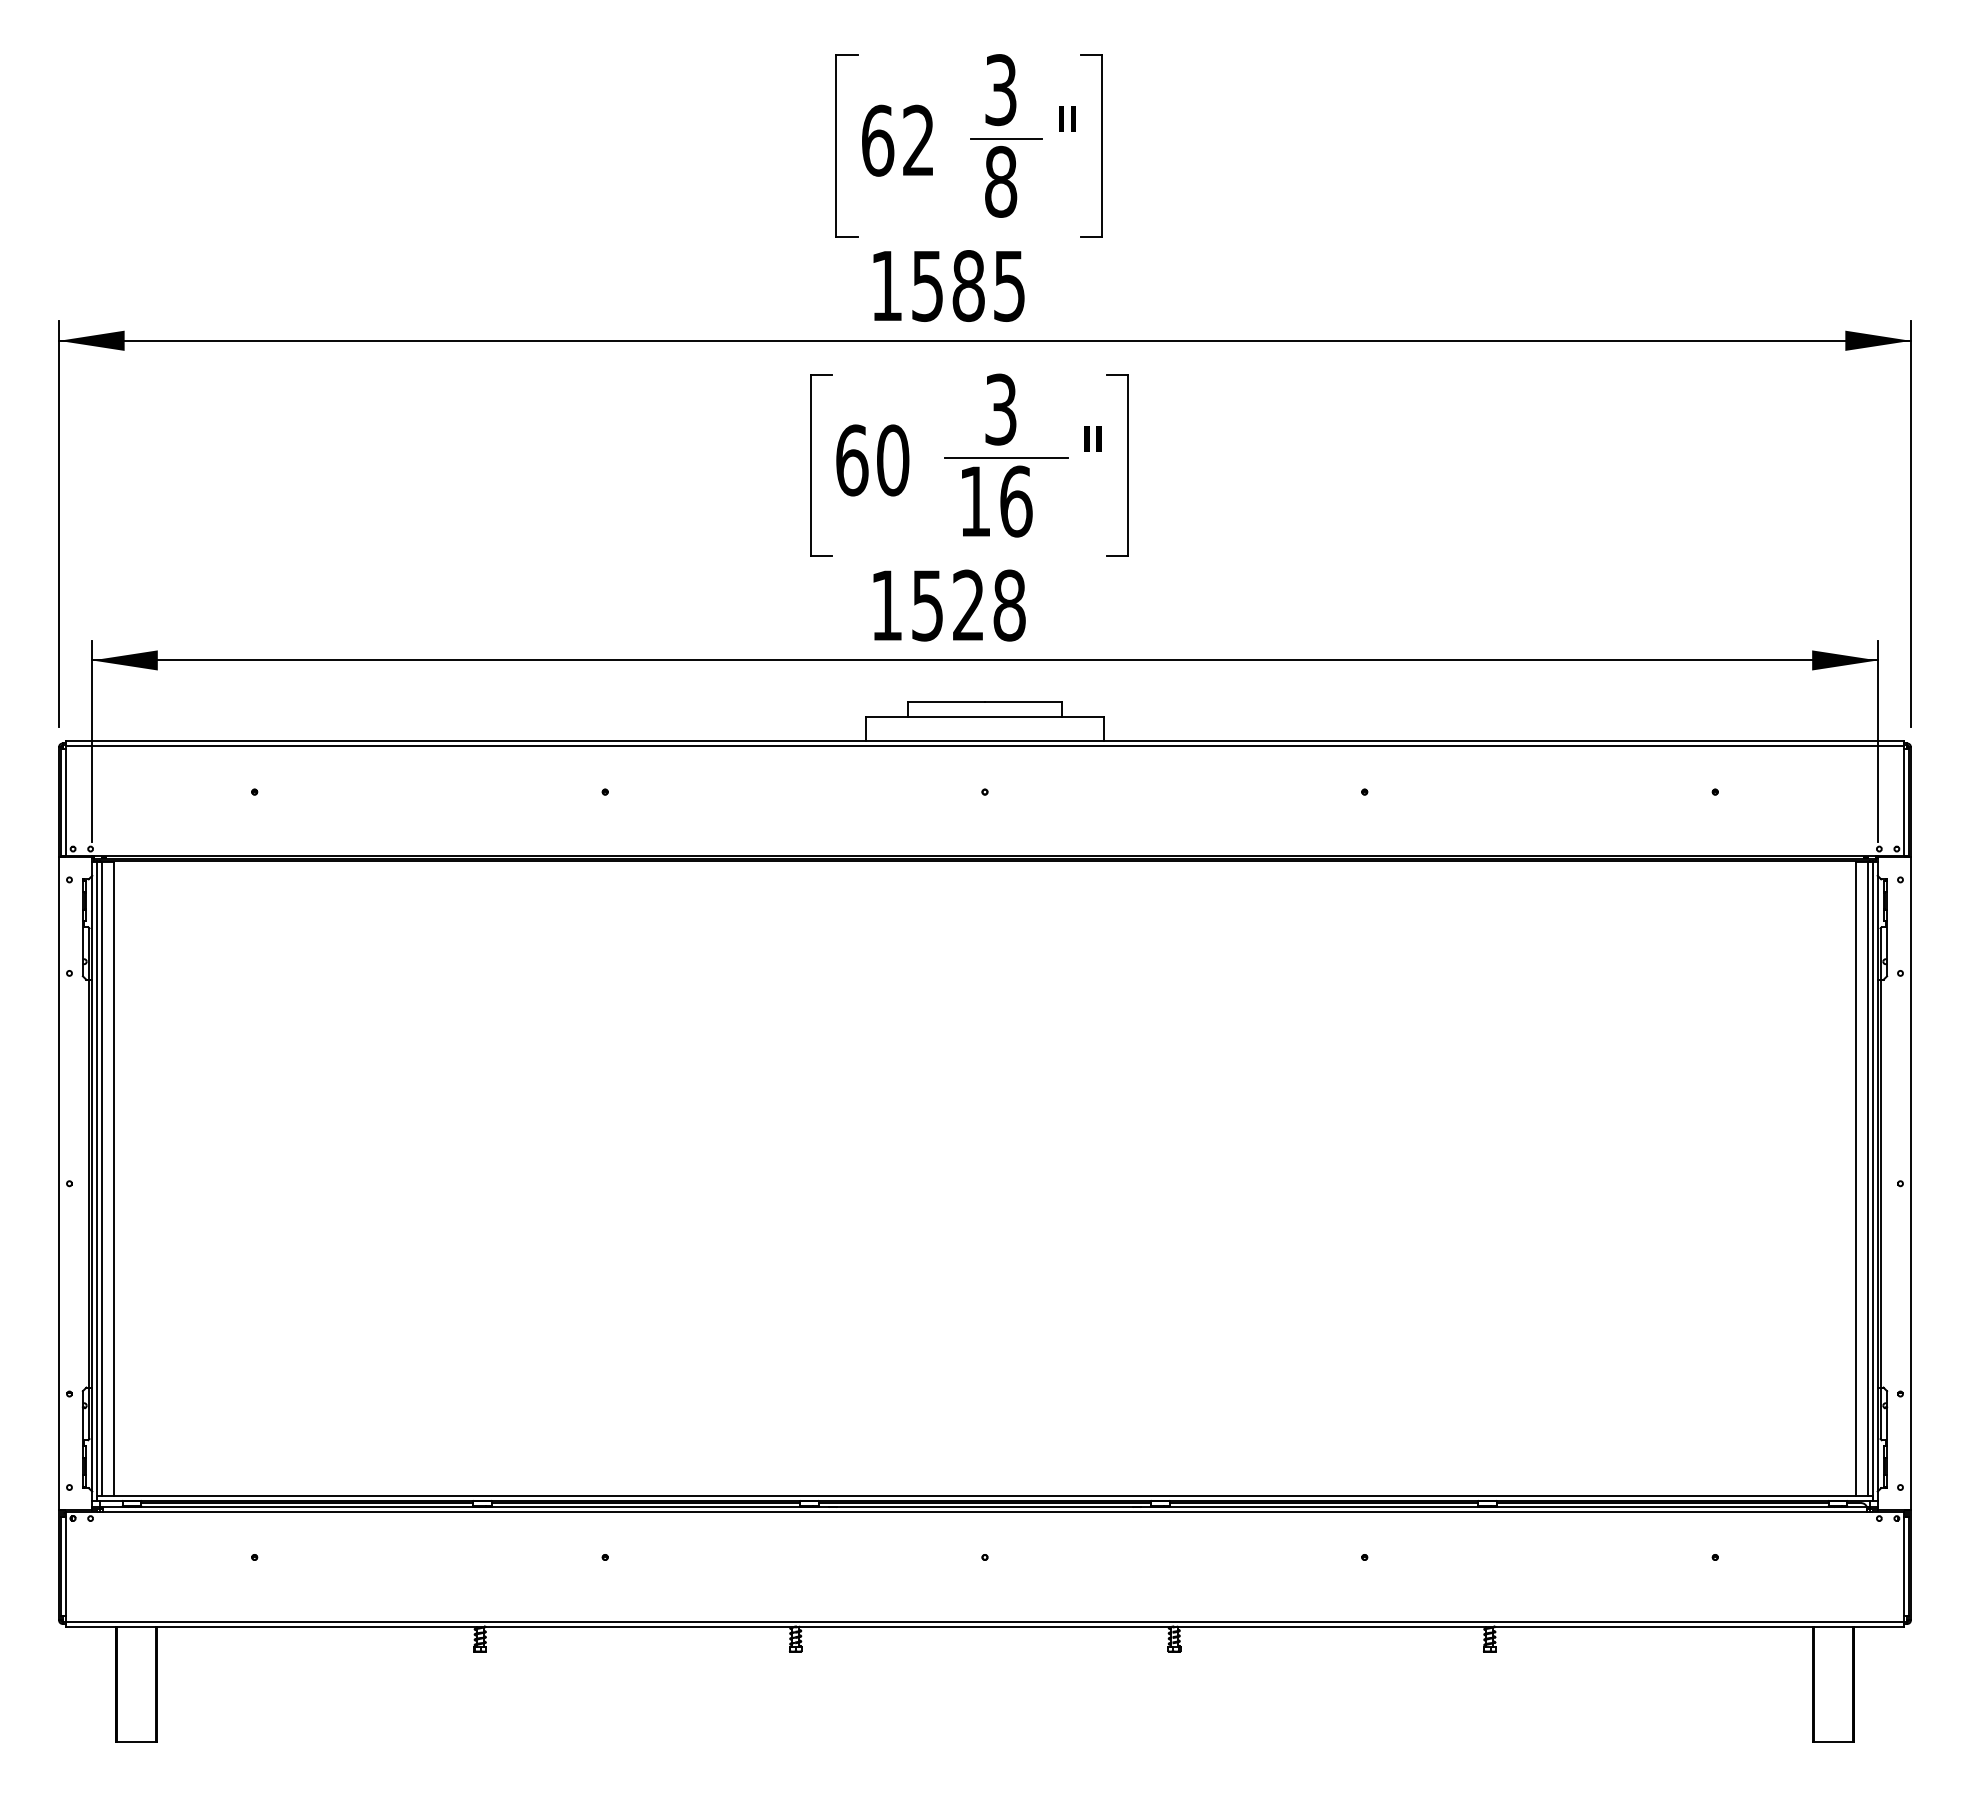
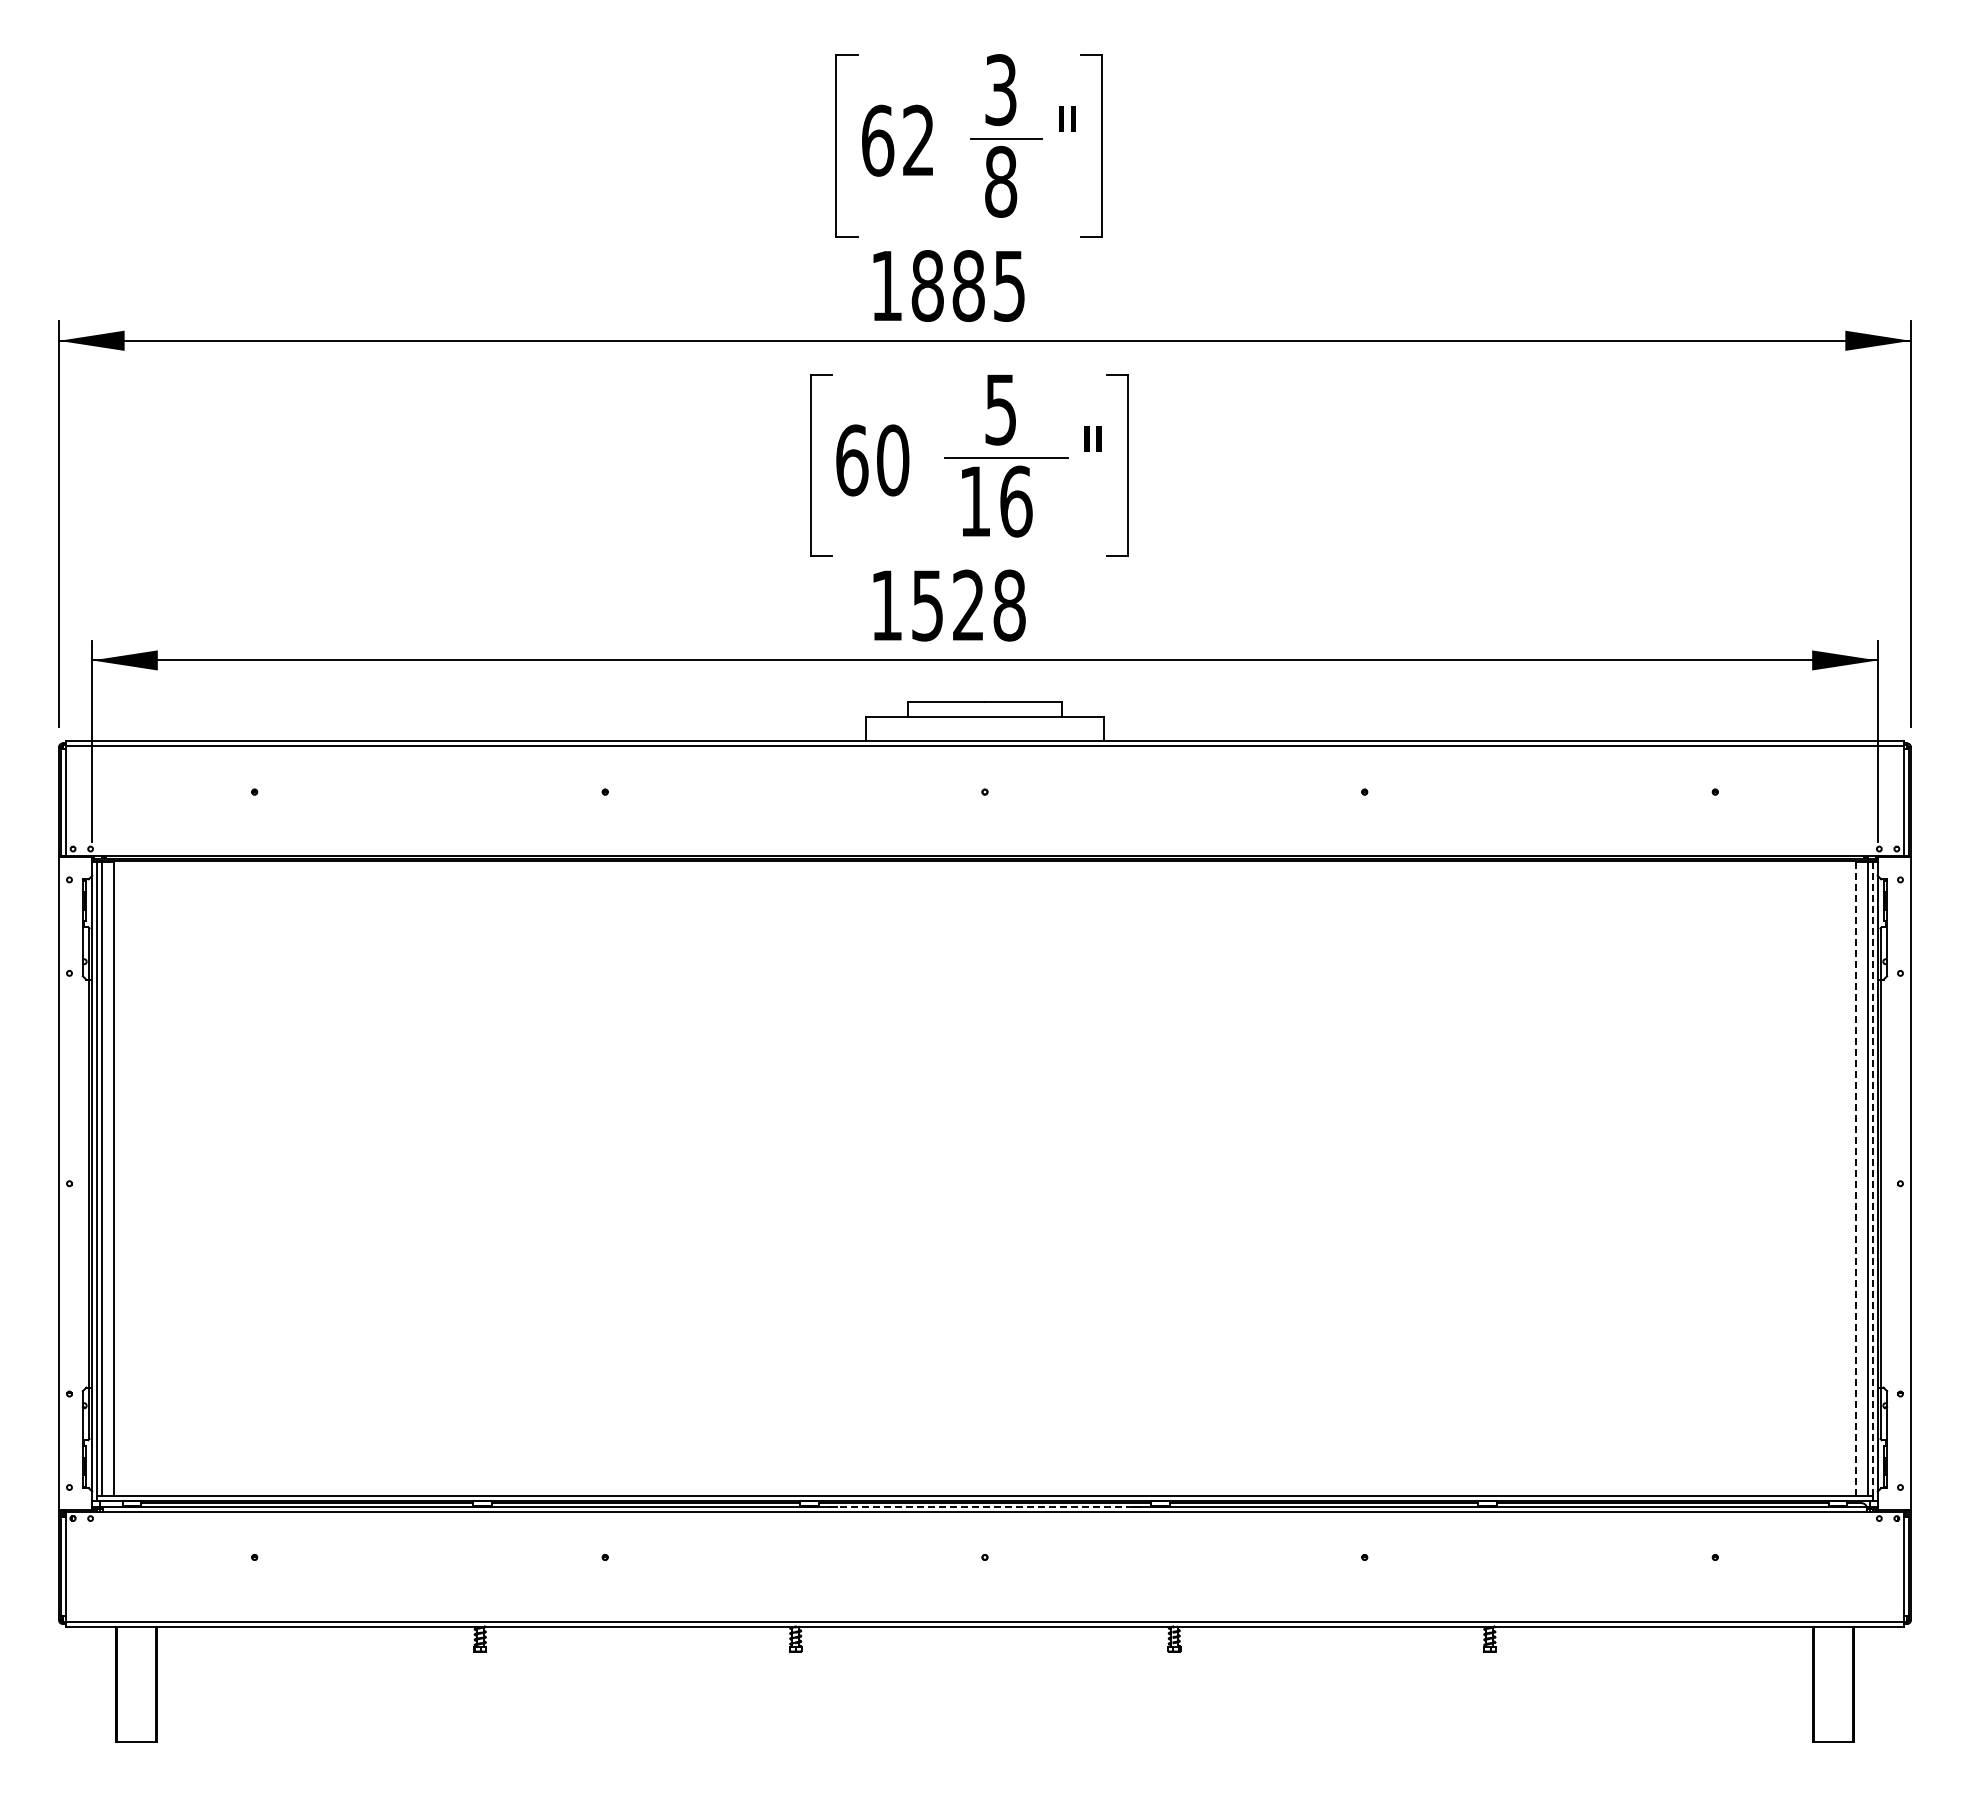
text: 1585 -> 1885 (927, 285)
text: 3 -> 5 (1000, 409)
line: solid -> dashed (1855, 1178)
line: solid -> dashed (1873, 1181)
line: solid -> dashed (984, 1507)
